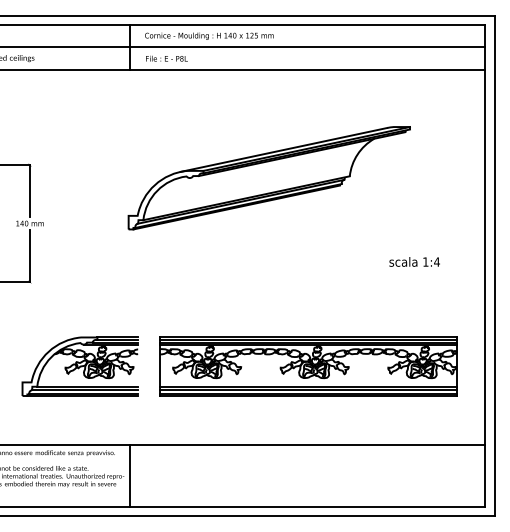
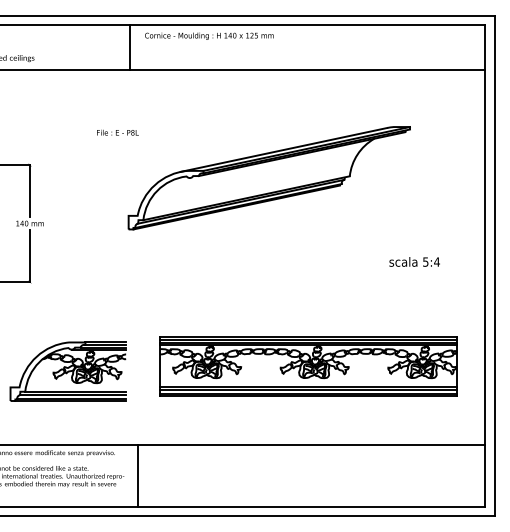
line: present -> none (243, 46)
text position: (166, 58) -> (117, 132) (117, 132)
text: 1:4 -> 5:4 (425, 261)
part position: (79, 366) -> (67, 371) (67, 371)
line position: (129, 475) -> (137, 475) (137, 475)
